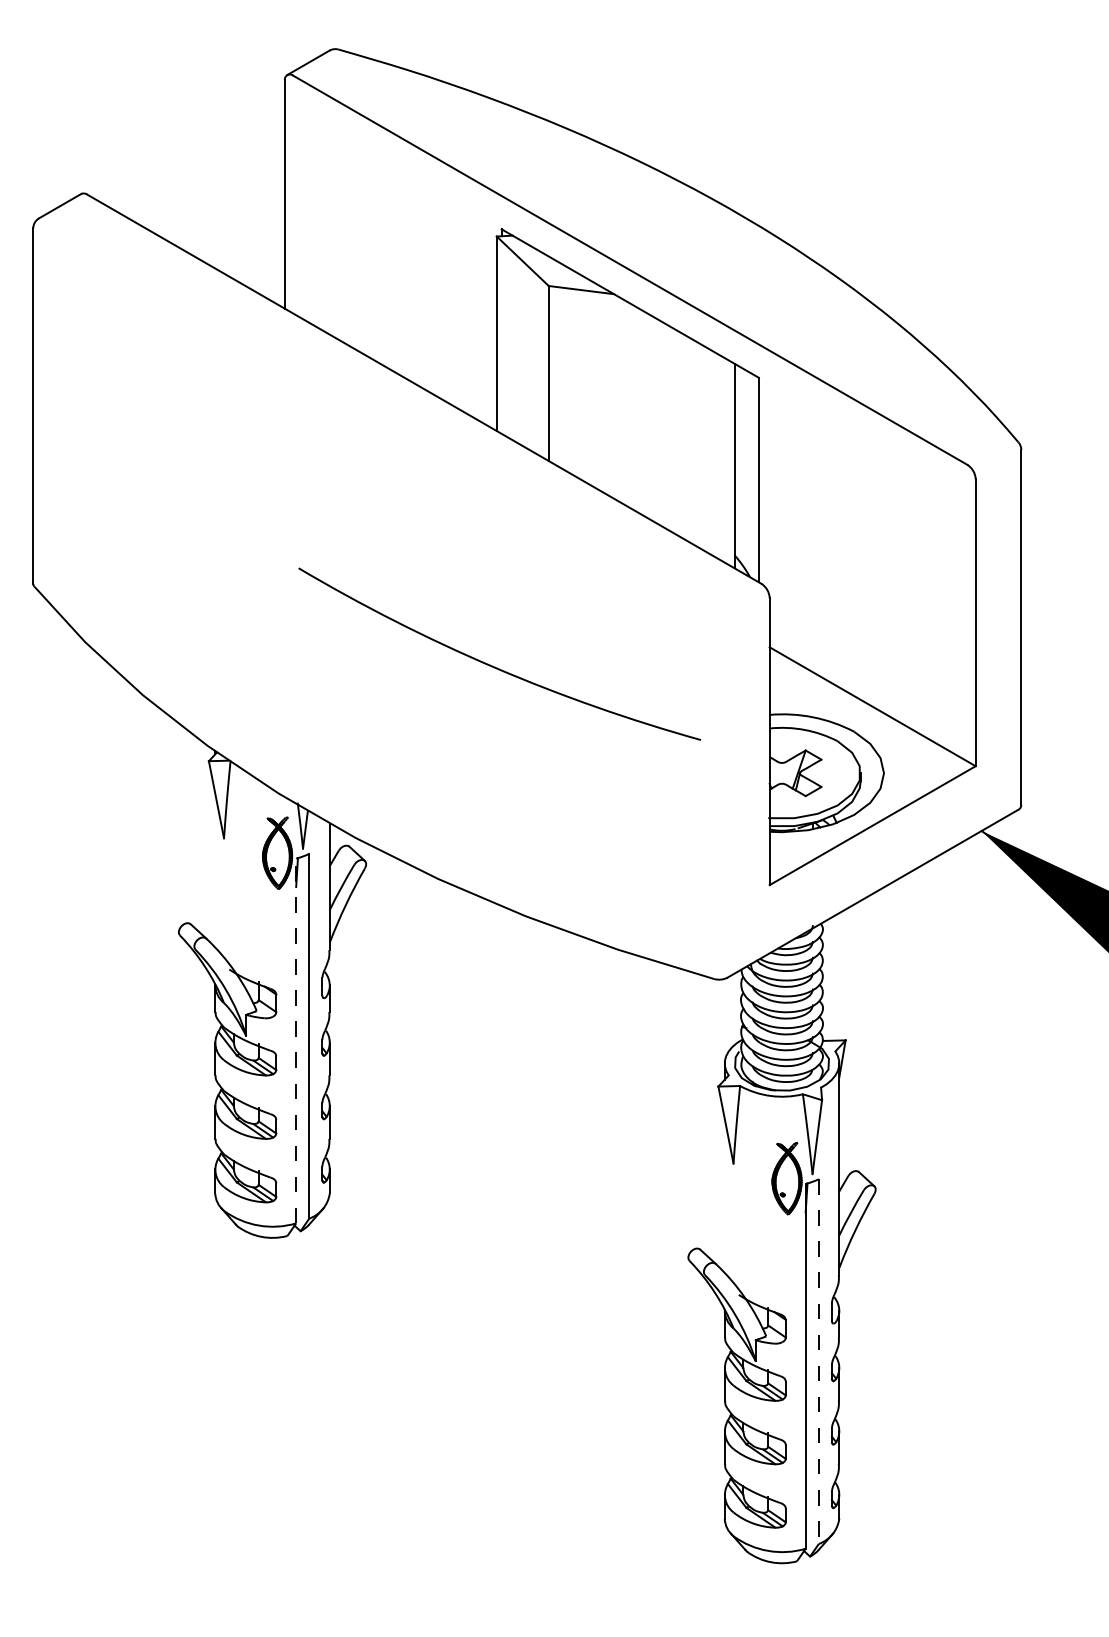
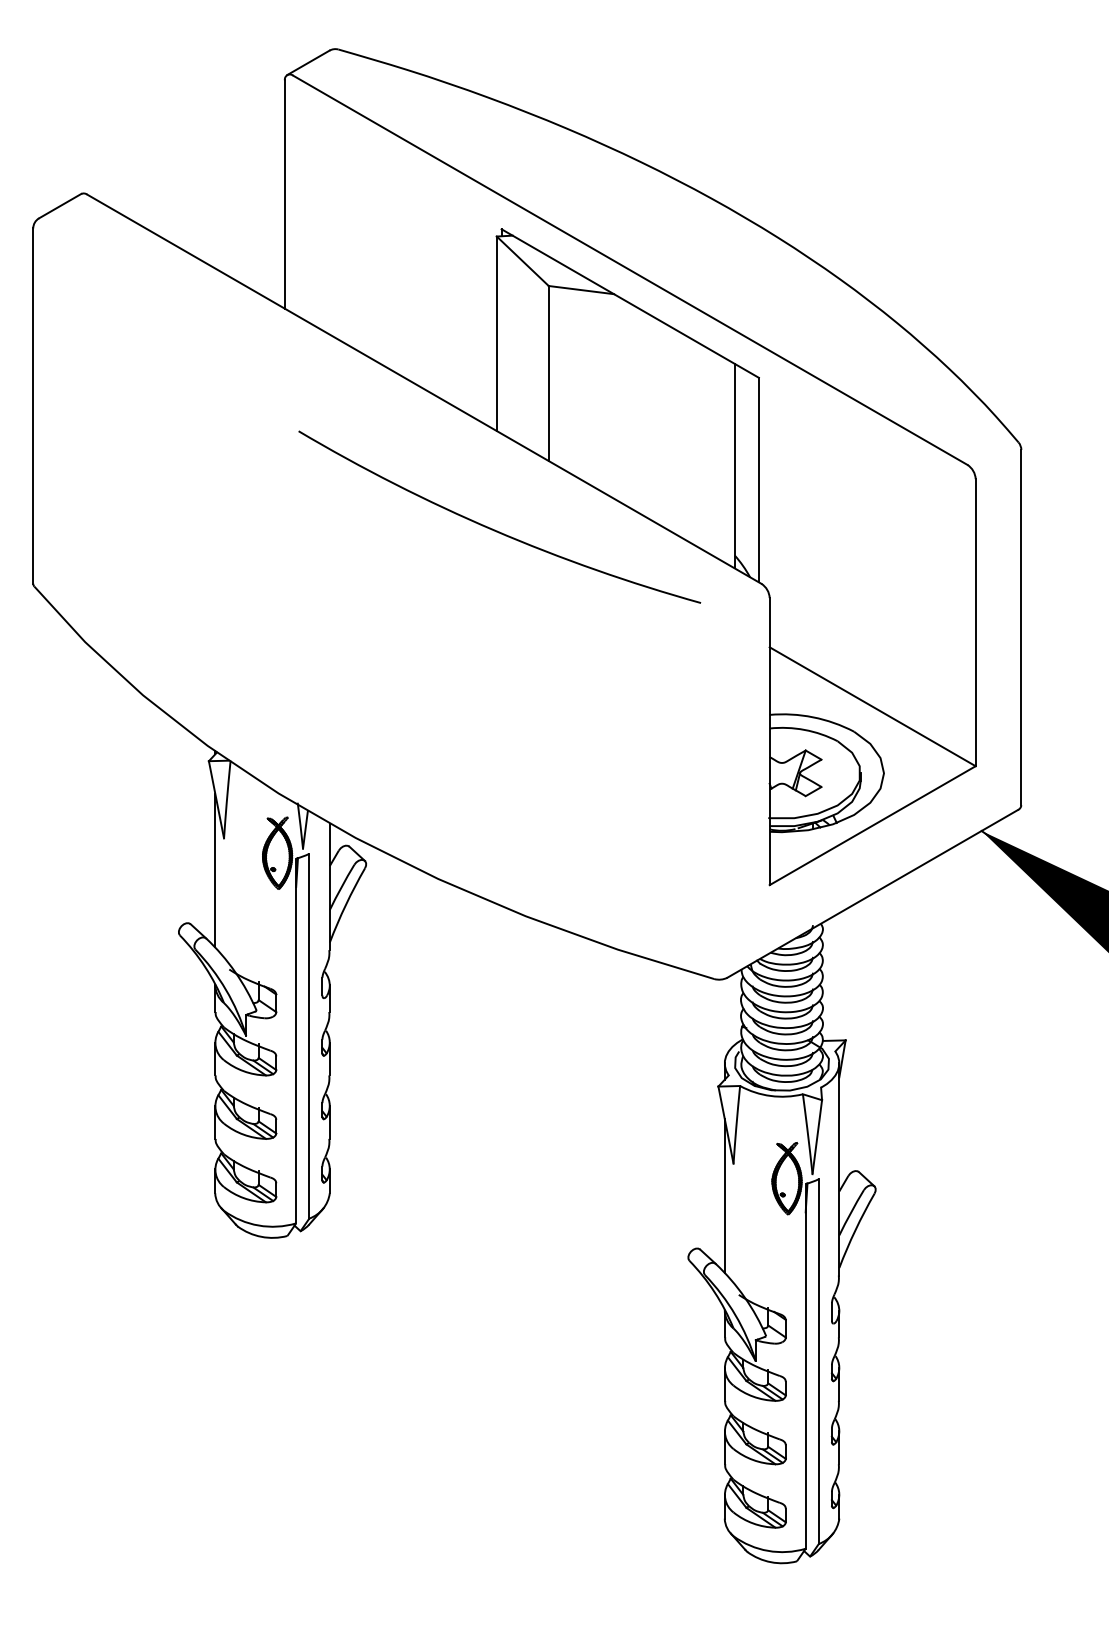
arc position: (495, 666) -> (495, 529) (495, 529)
line: none -> present (215, 870)
line: dashed -> solid (296, 1040)
line: none -> present (724, 1195)
line: dashed -> solid (818, 1362)
